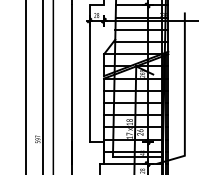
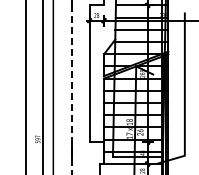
line: solid -> dashed (71, 90)
